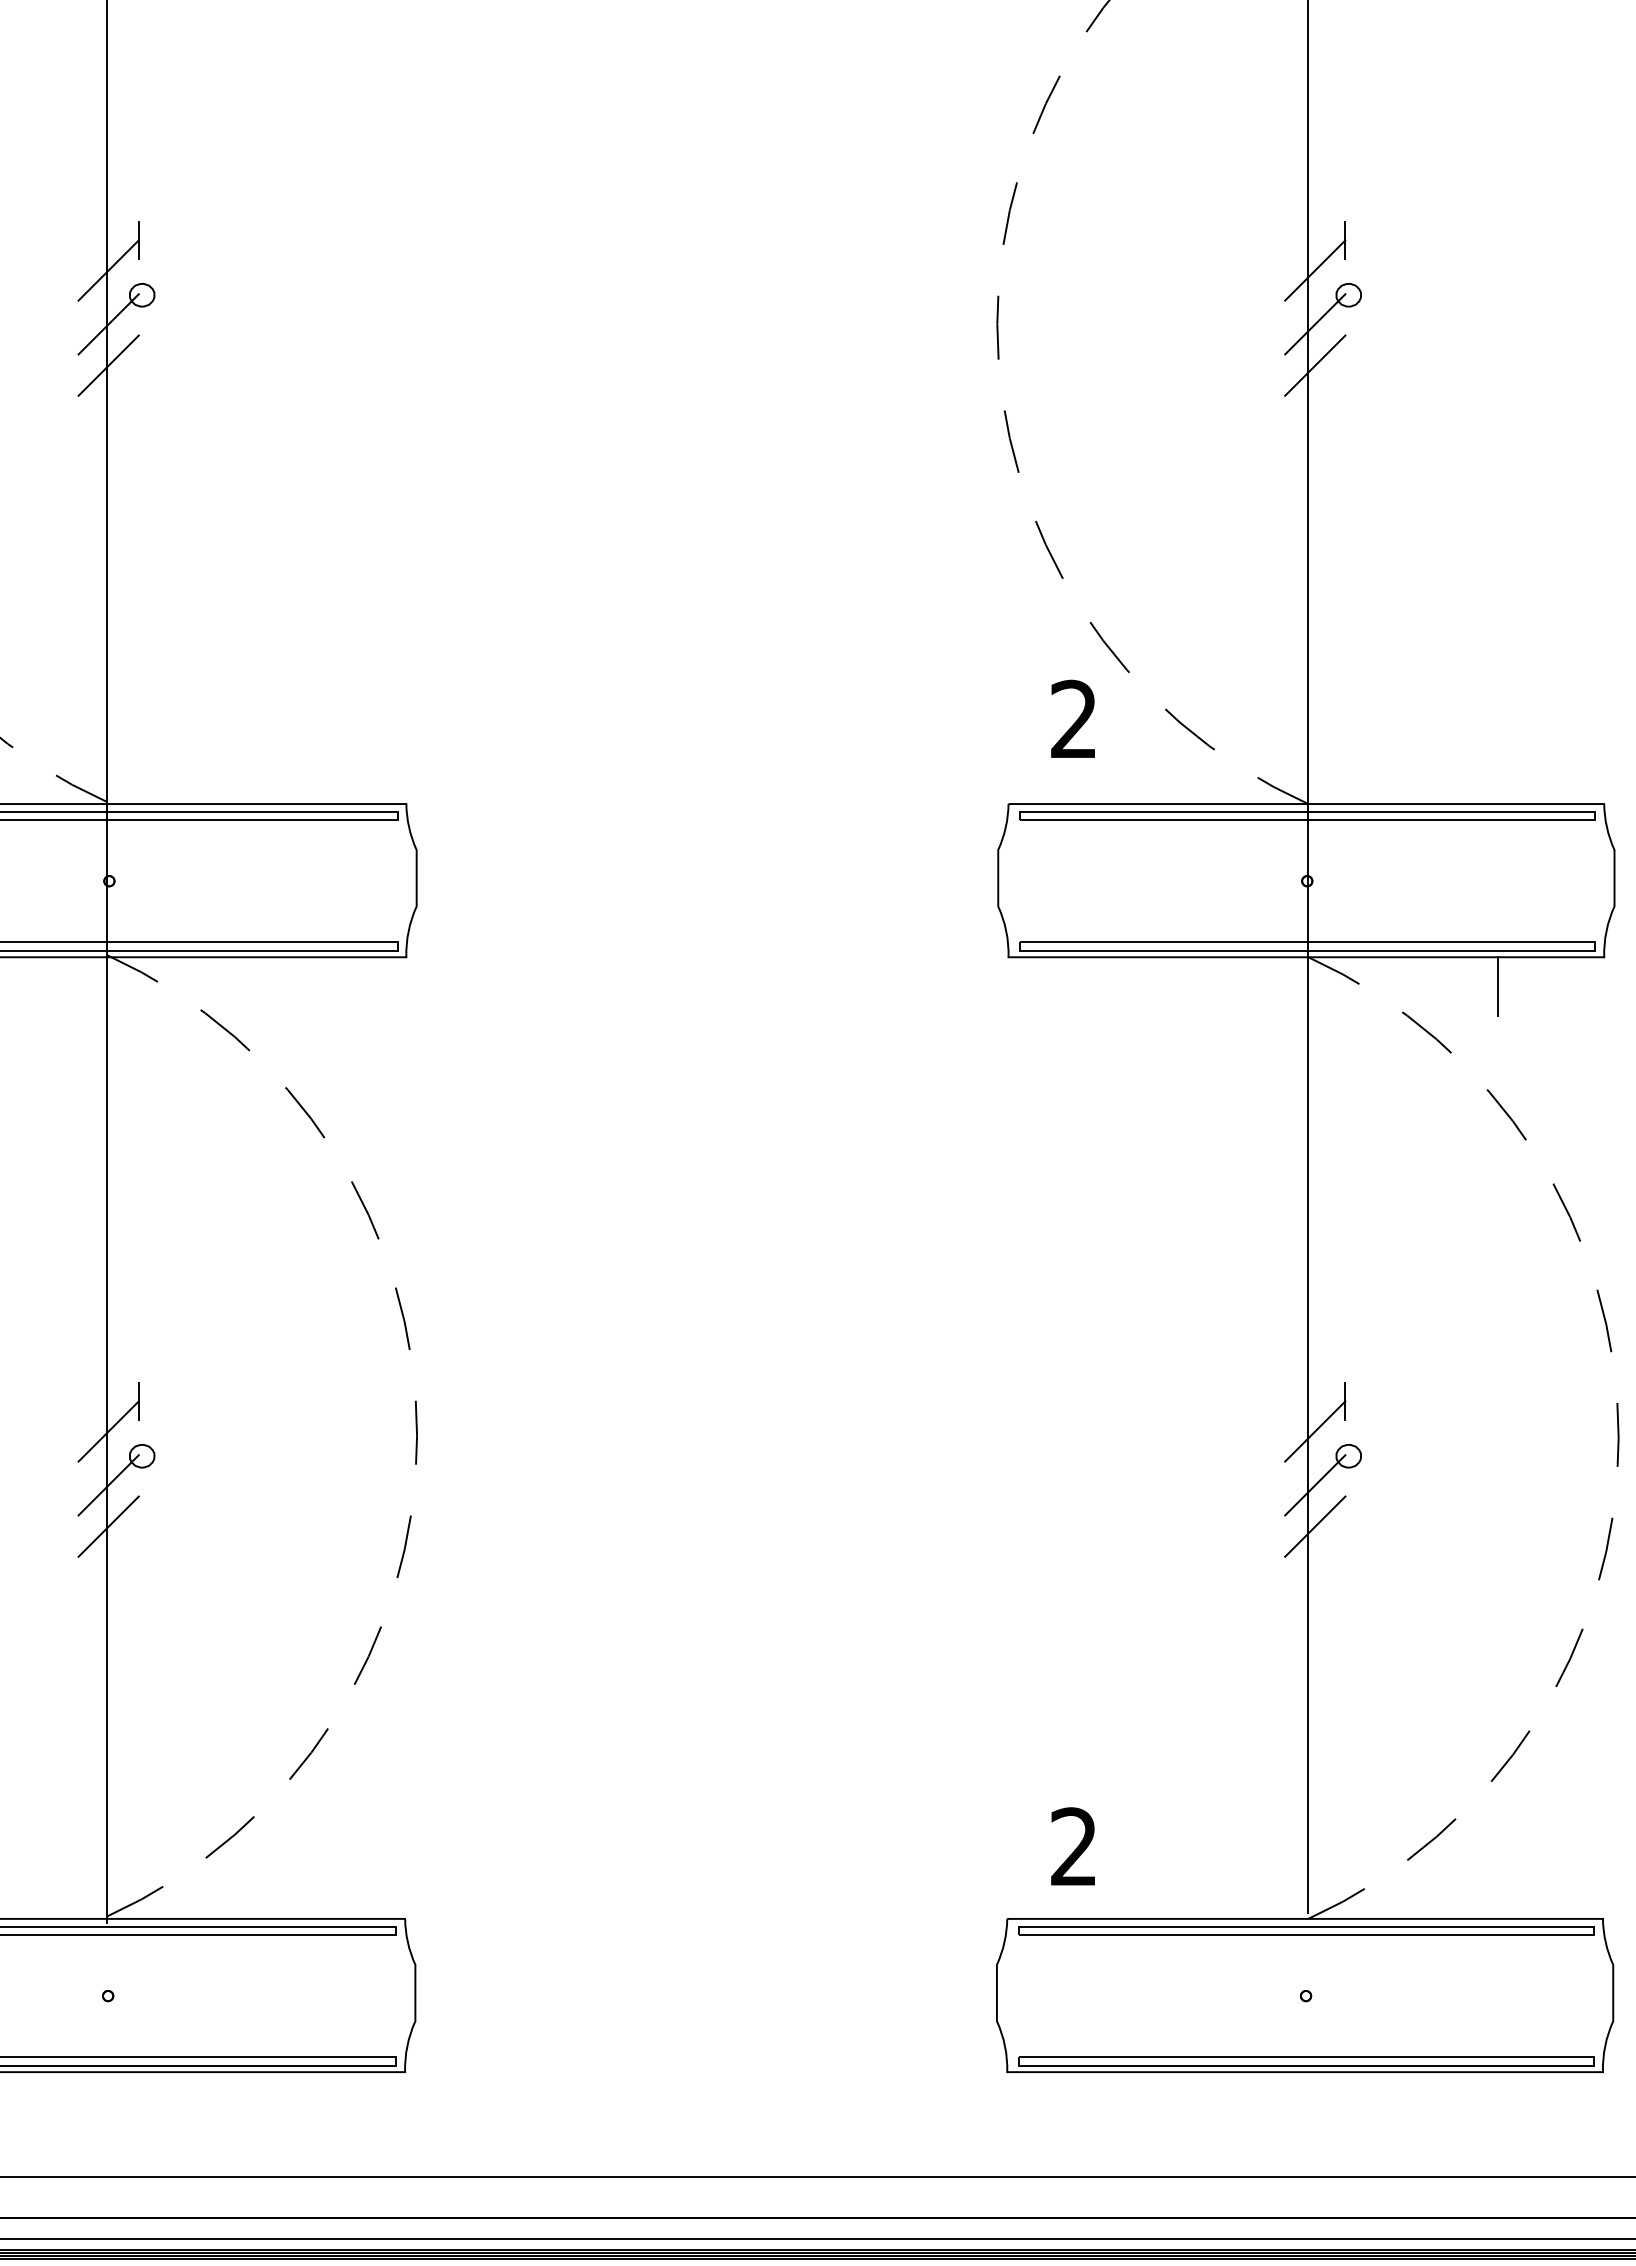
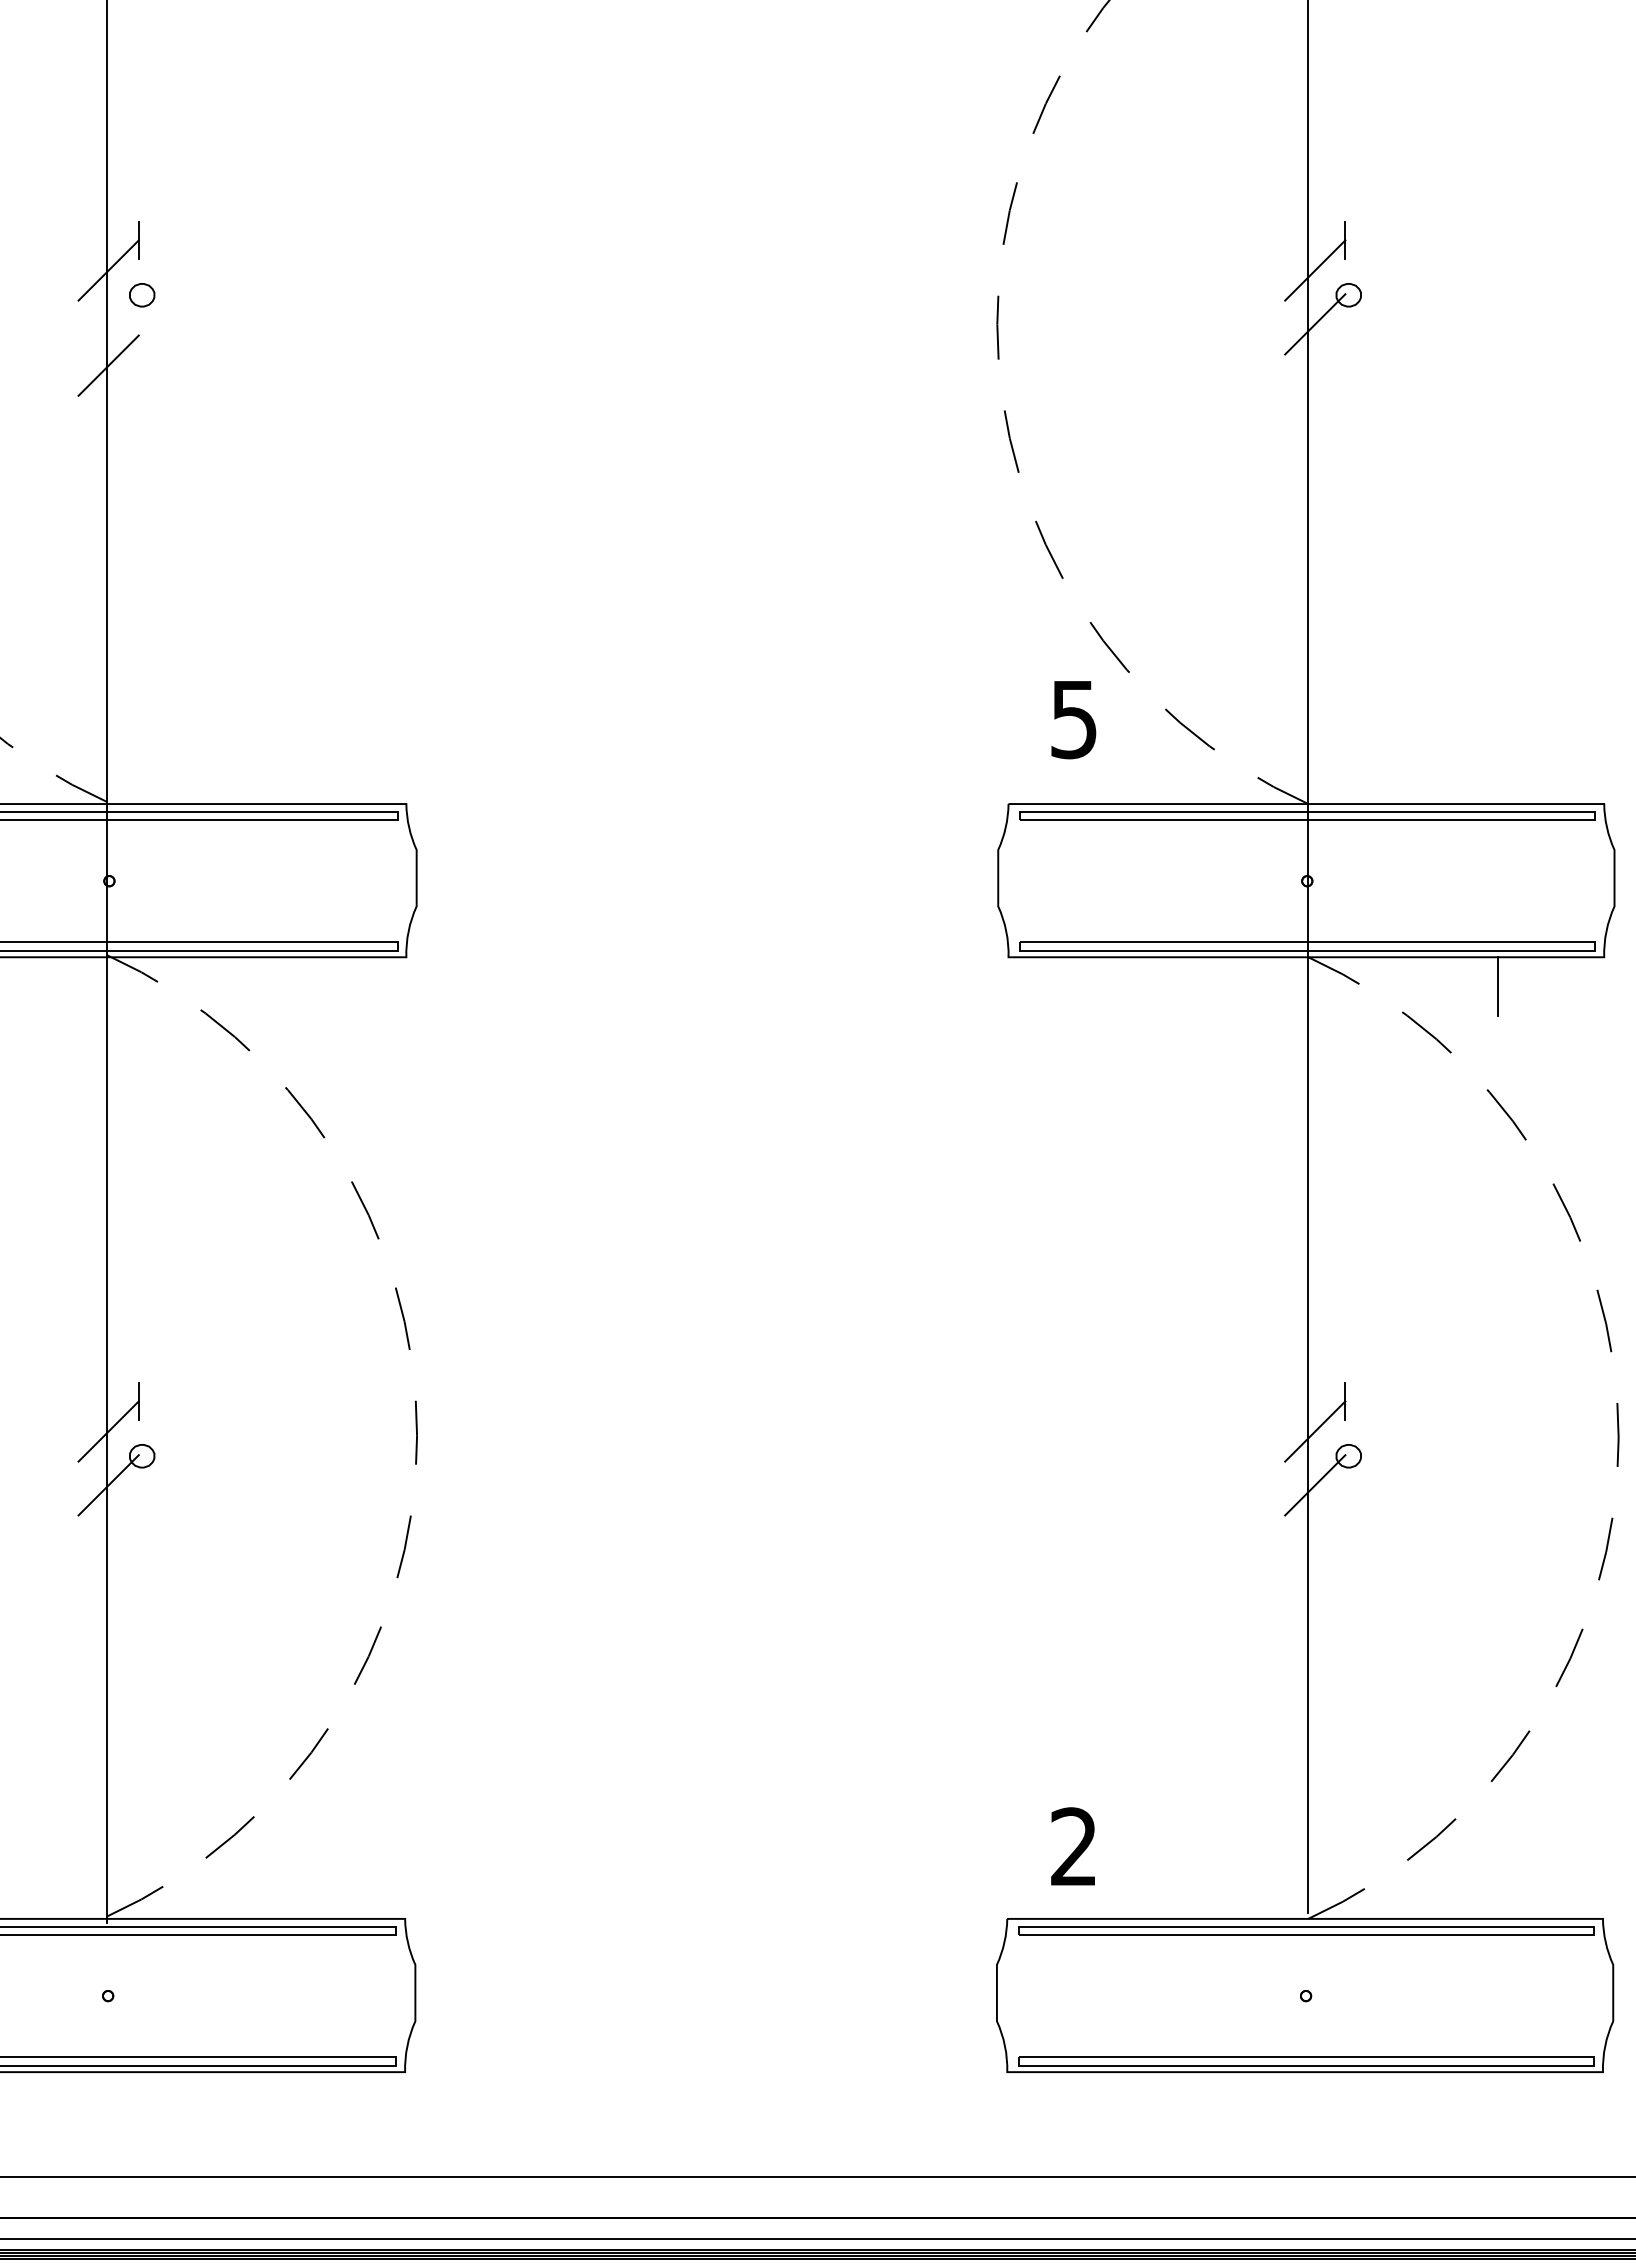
line: present -> none (108, 324)
line: present -> none (1315, 365)
text: 2 -> 5 (1073, 719)
line: present -> none (108, 1526)
line: present -> none (1315, 1526)
